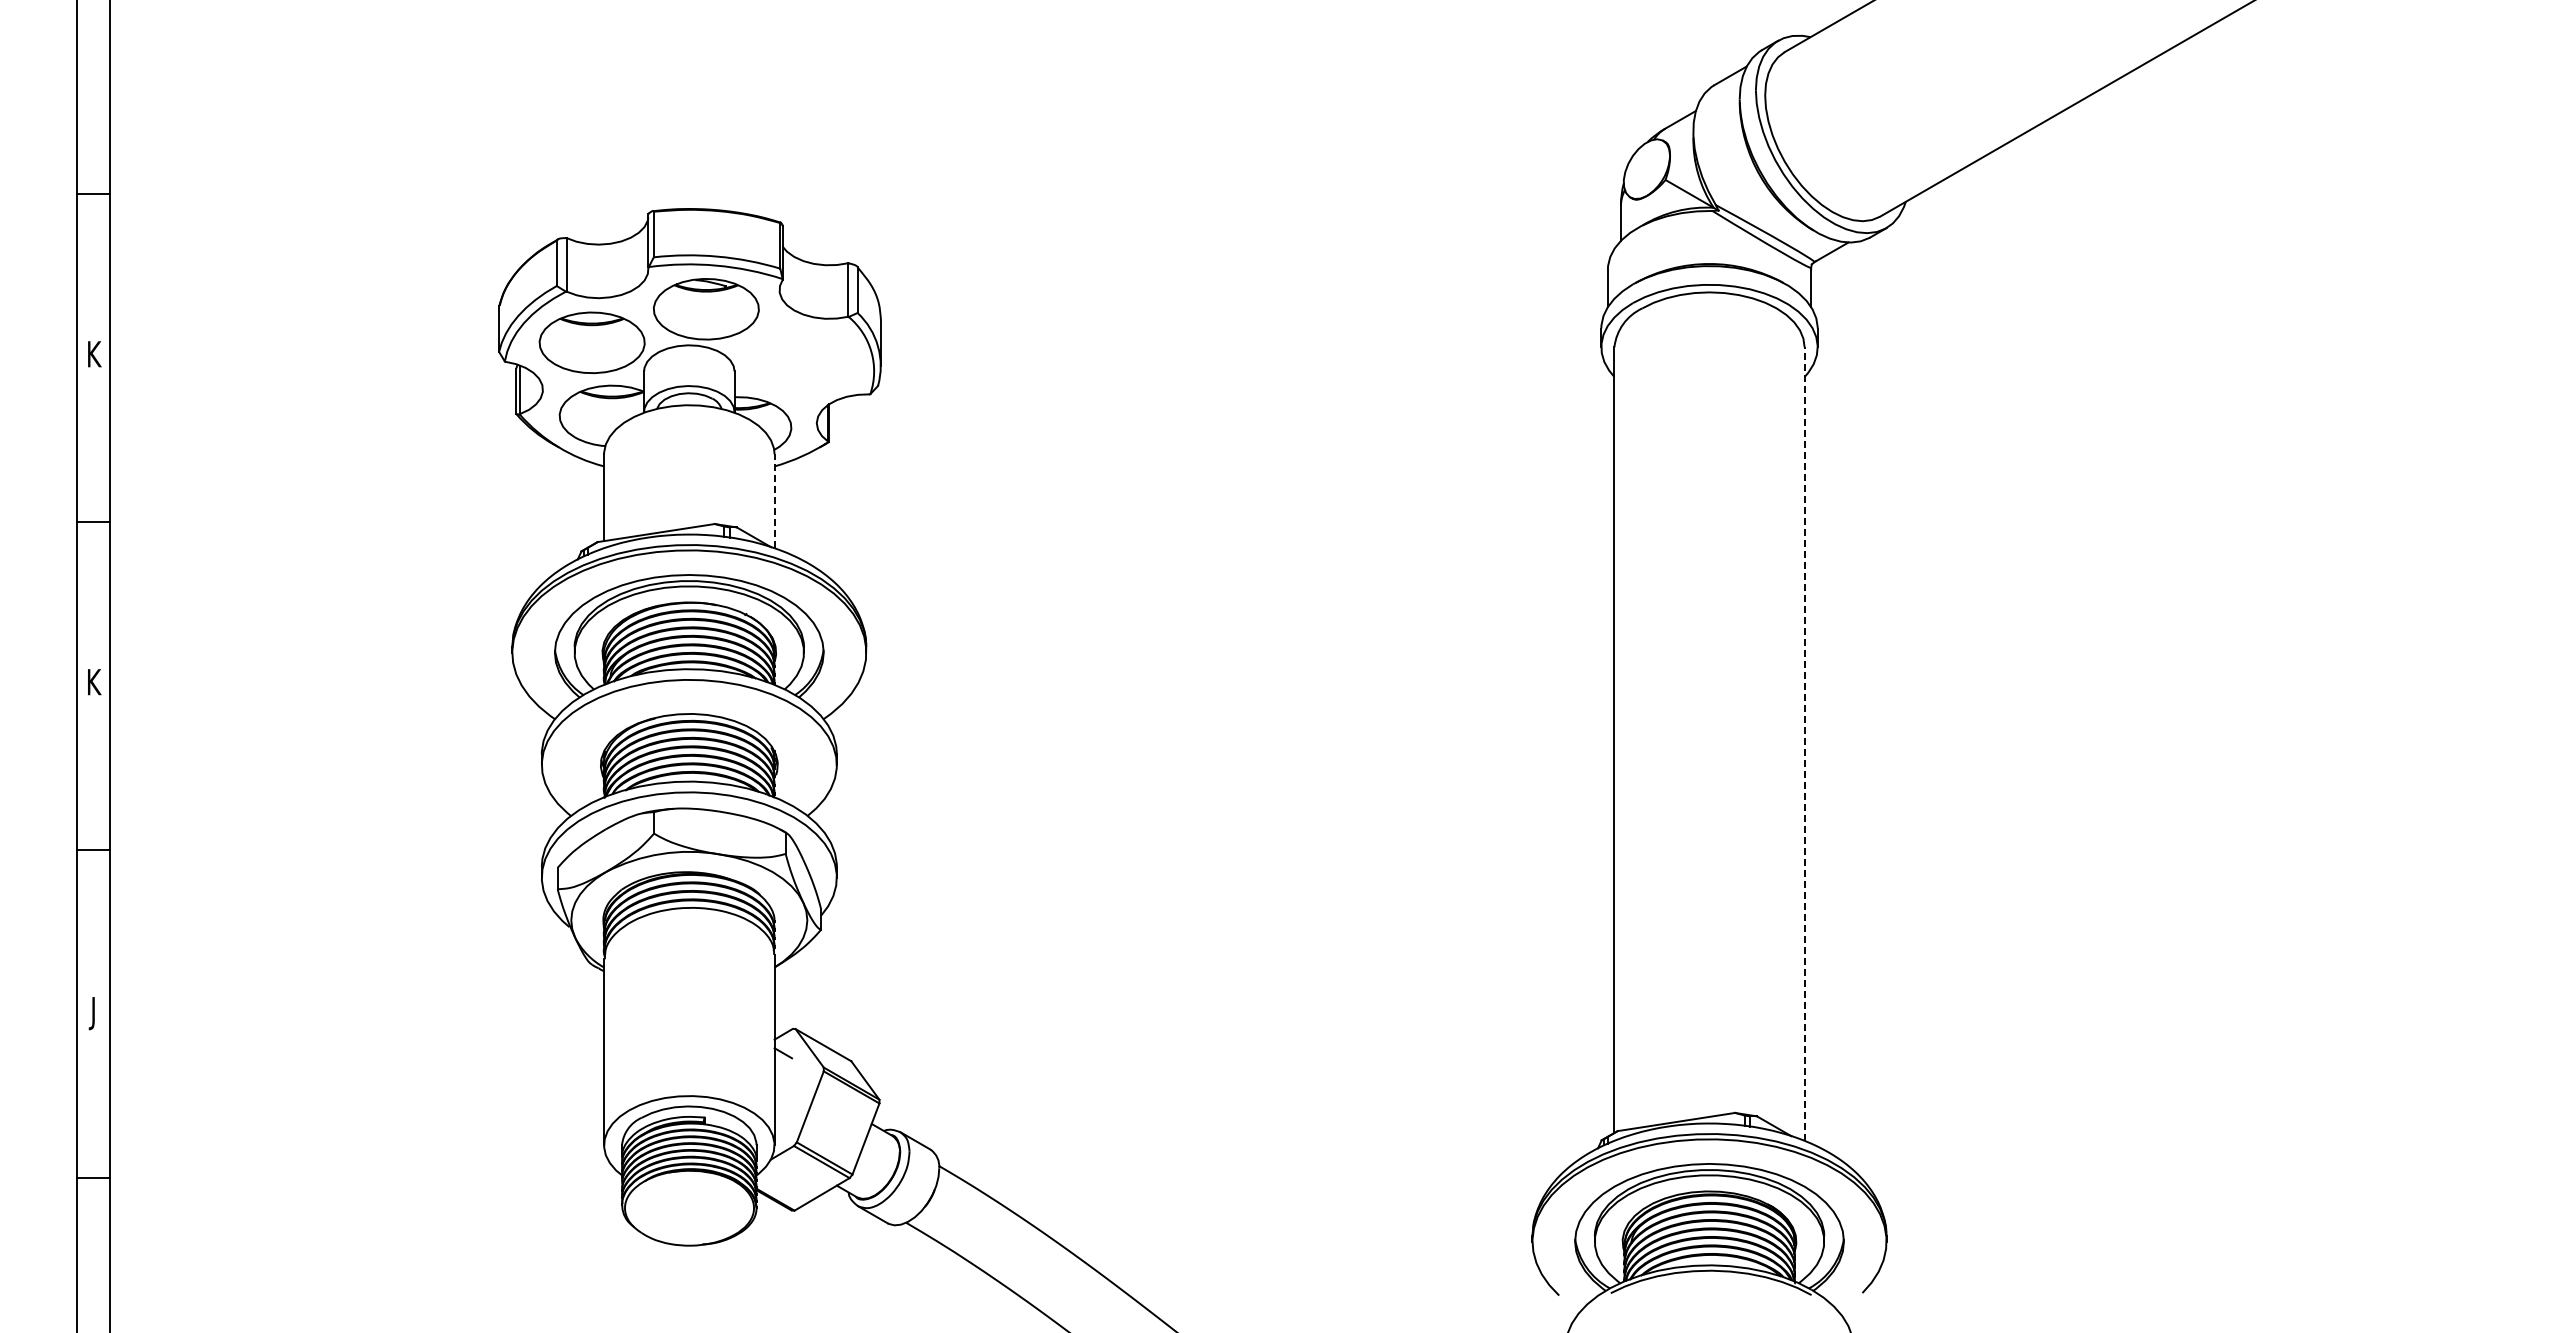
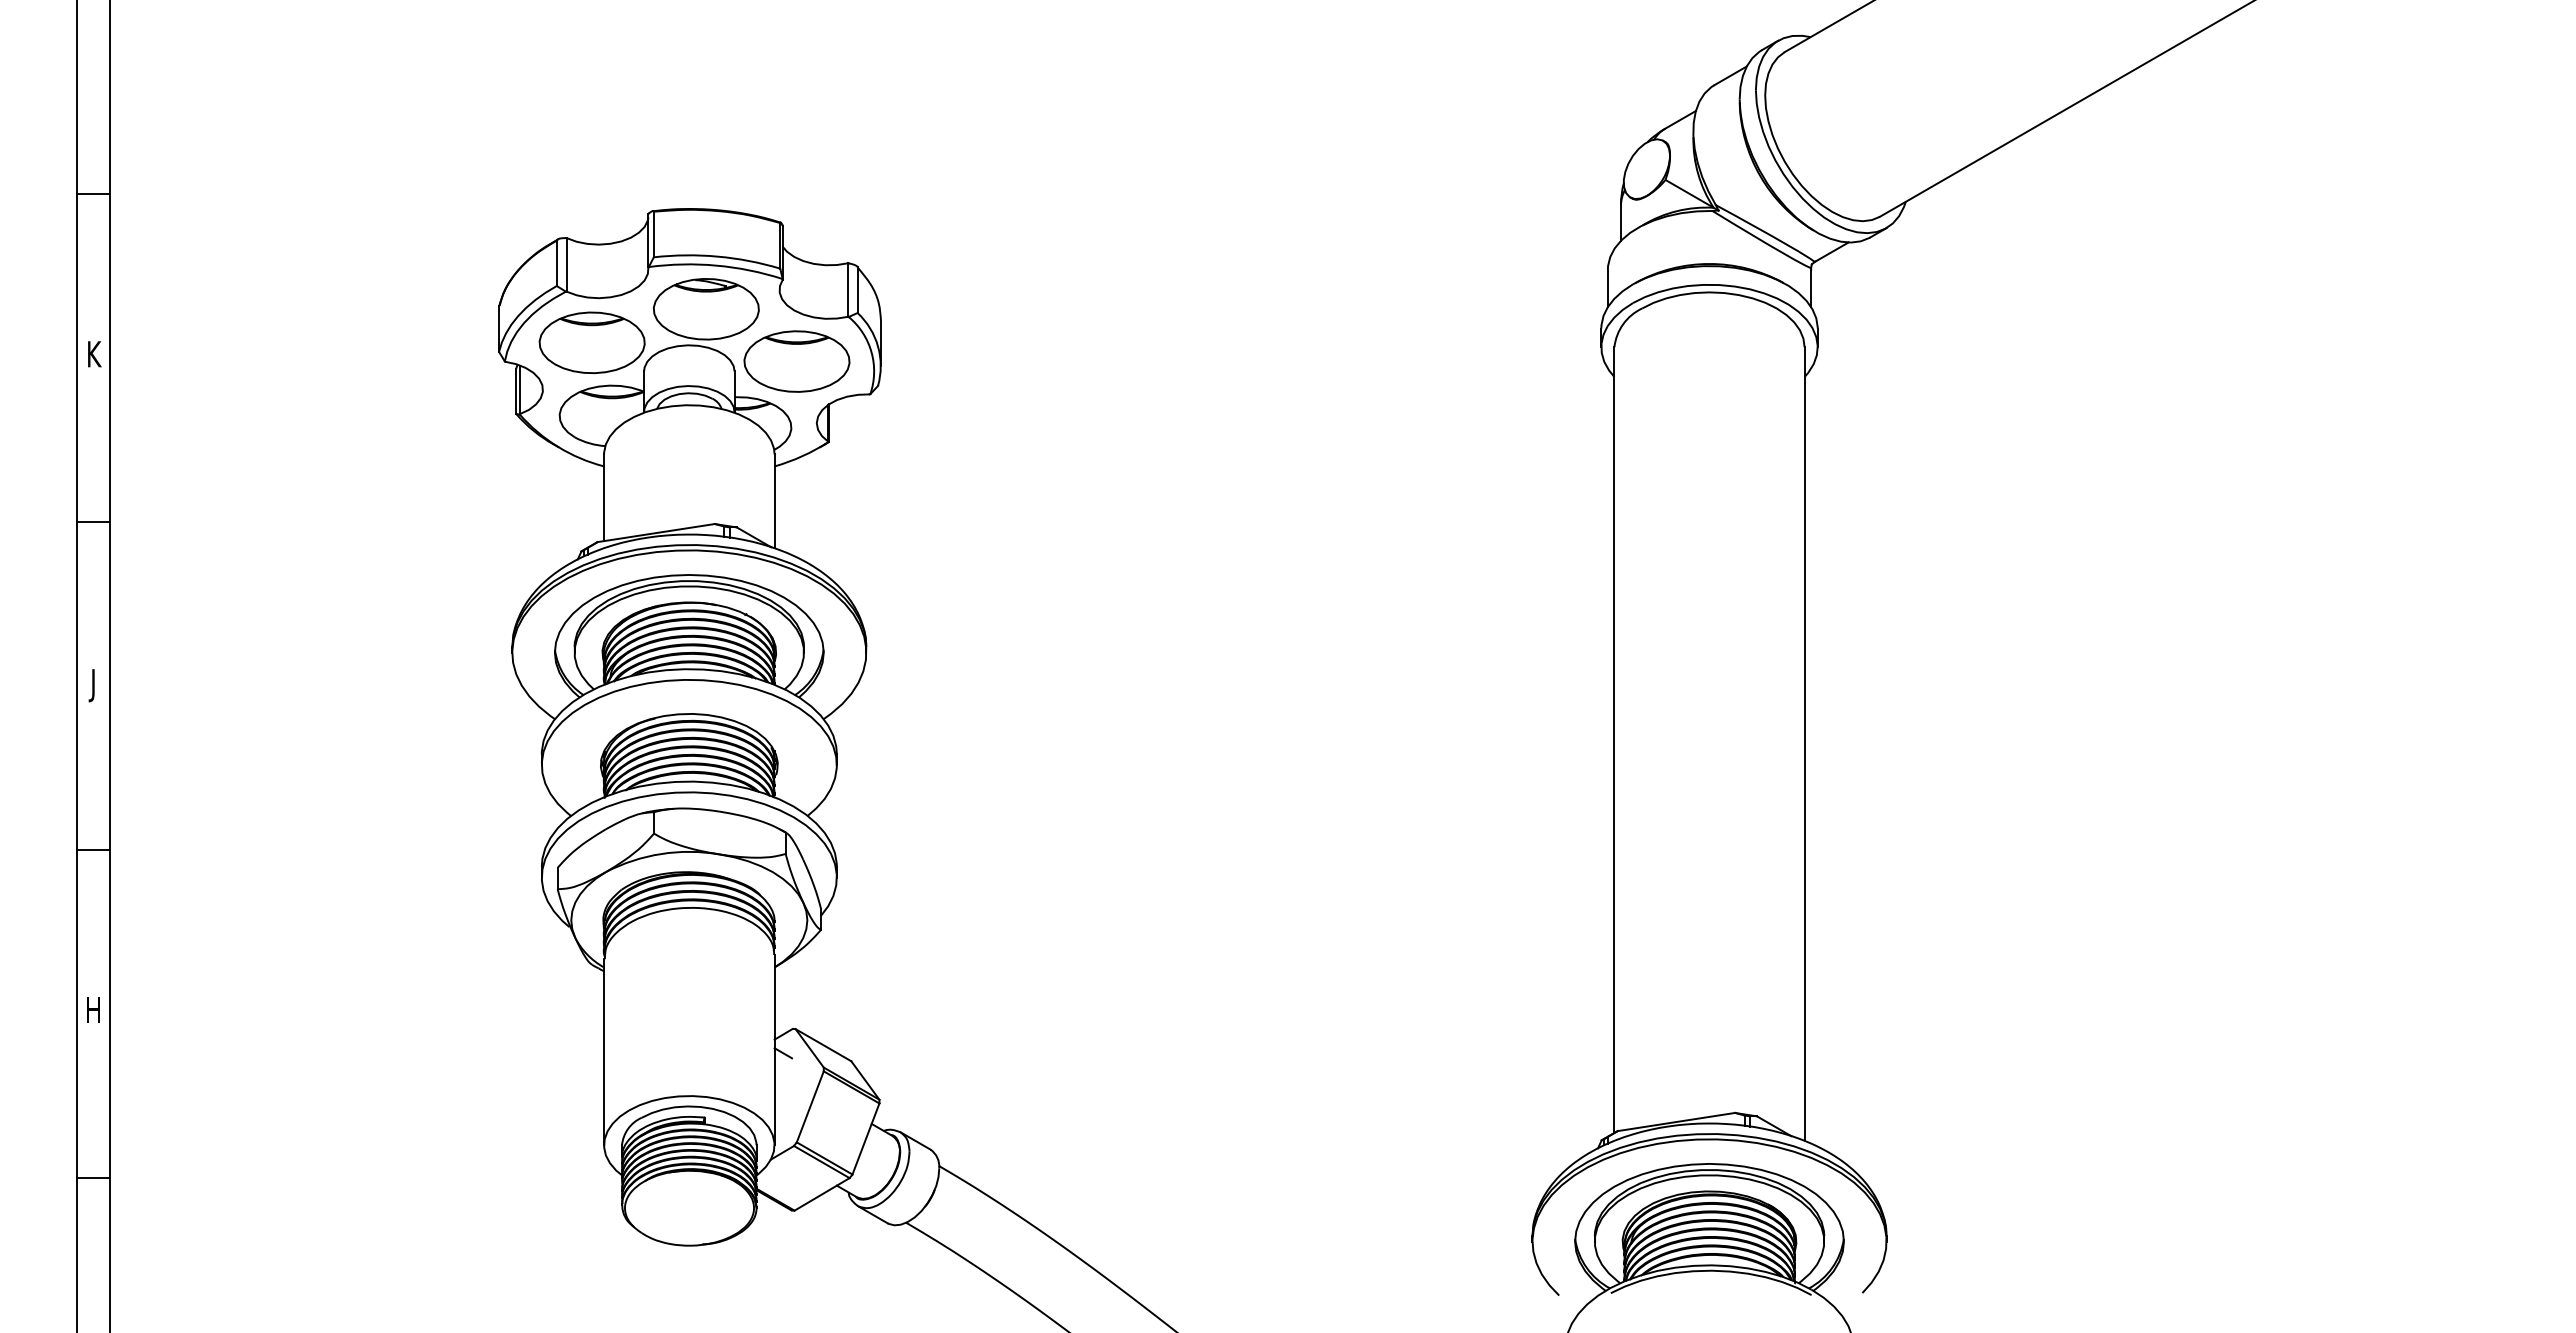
part: none -> present (796, 361)
line: dashed -> solid (774, 501)
text: K -> J (94, 685)
line: dashed -> solid (1804, 744)
text: J -> H (93, 1013)
